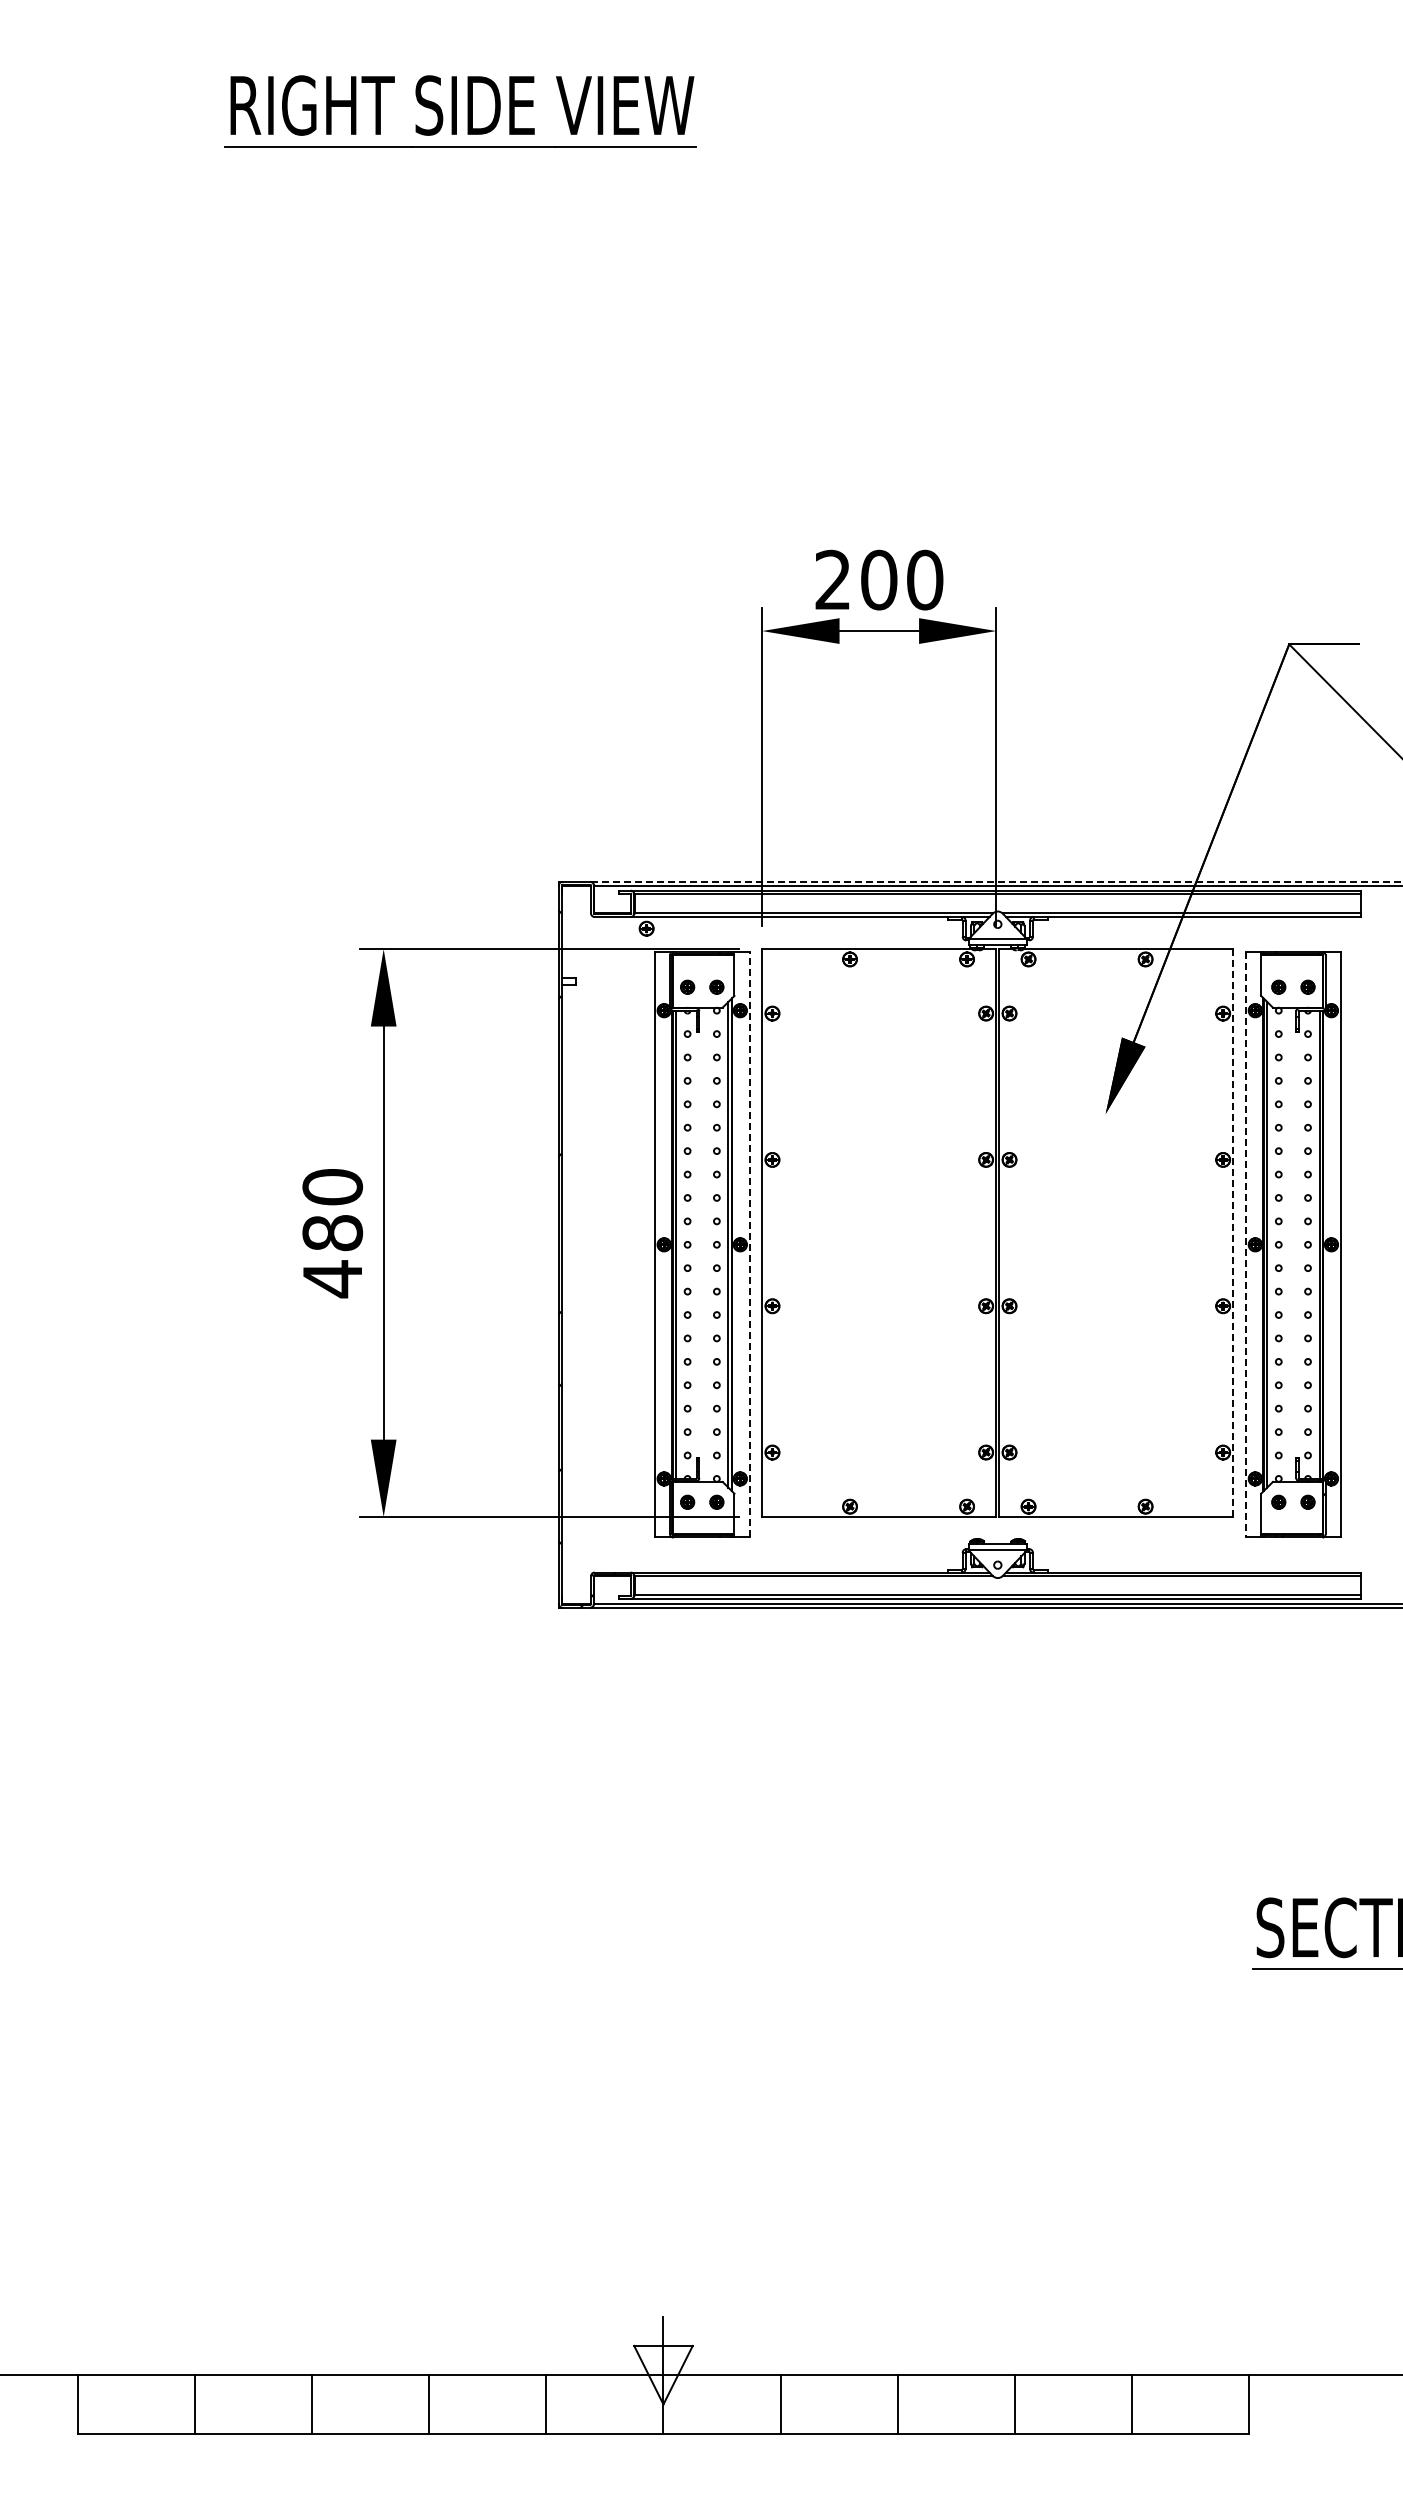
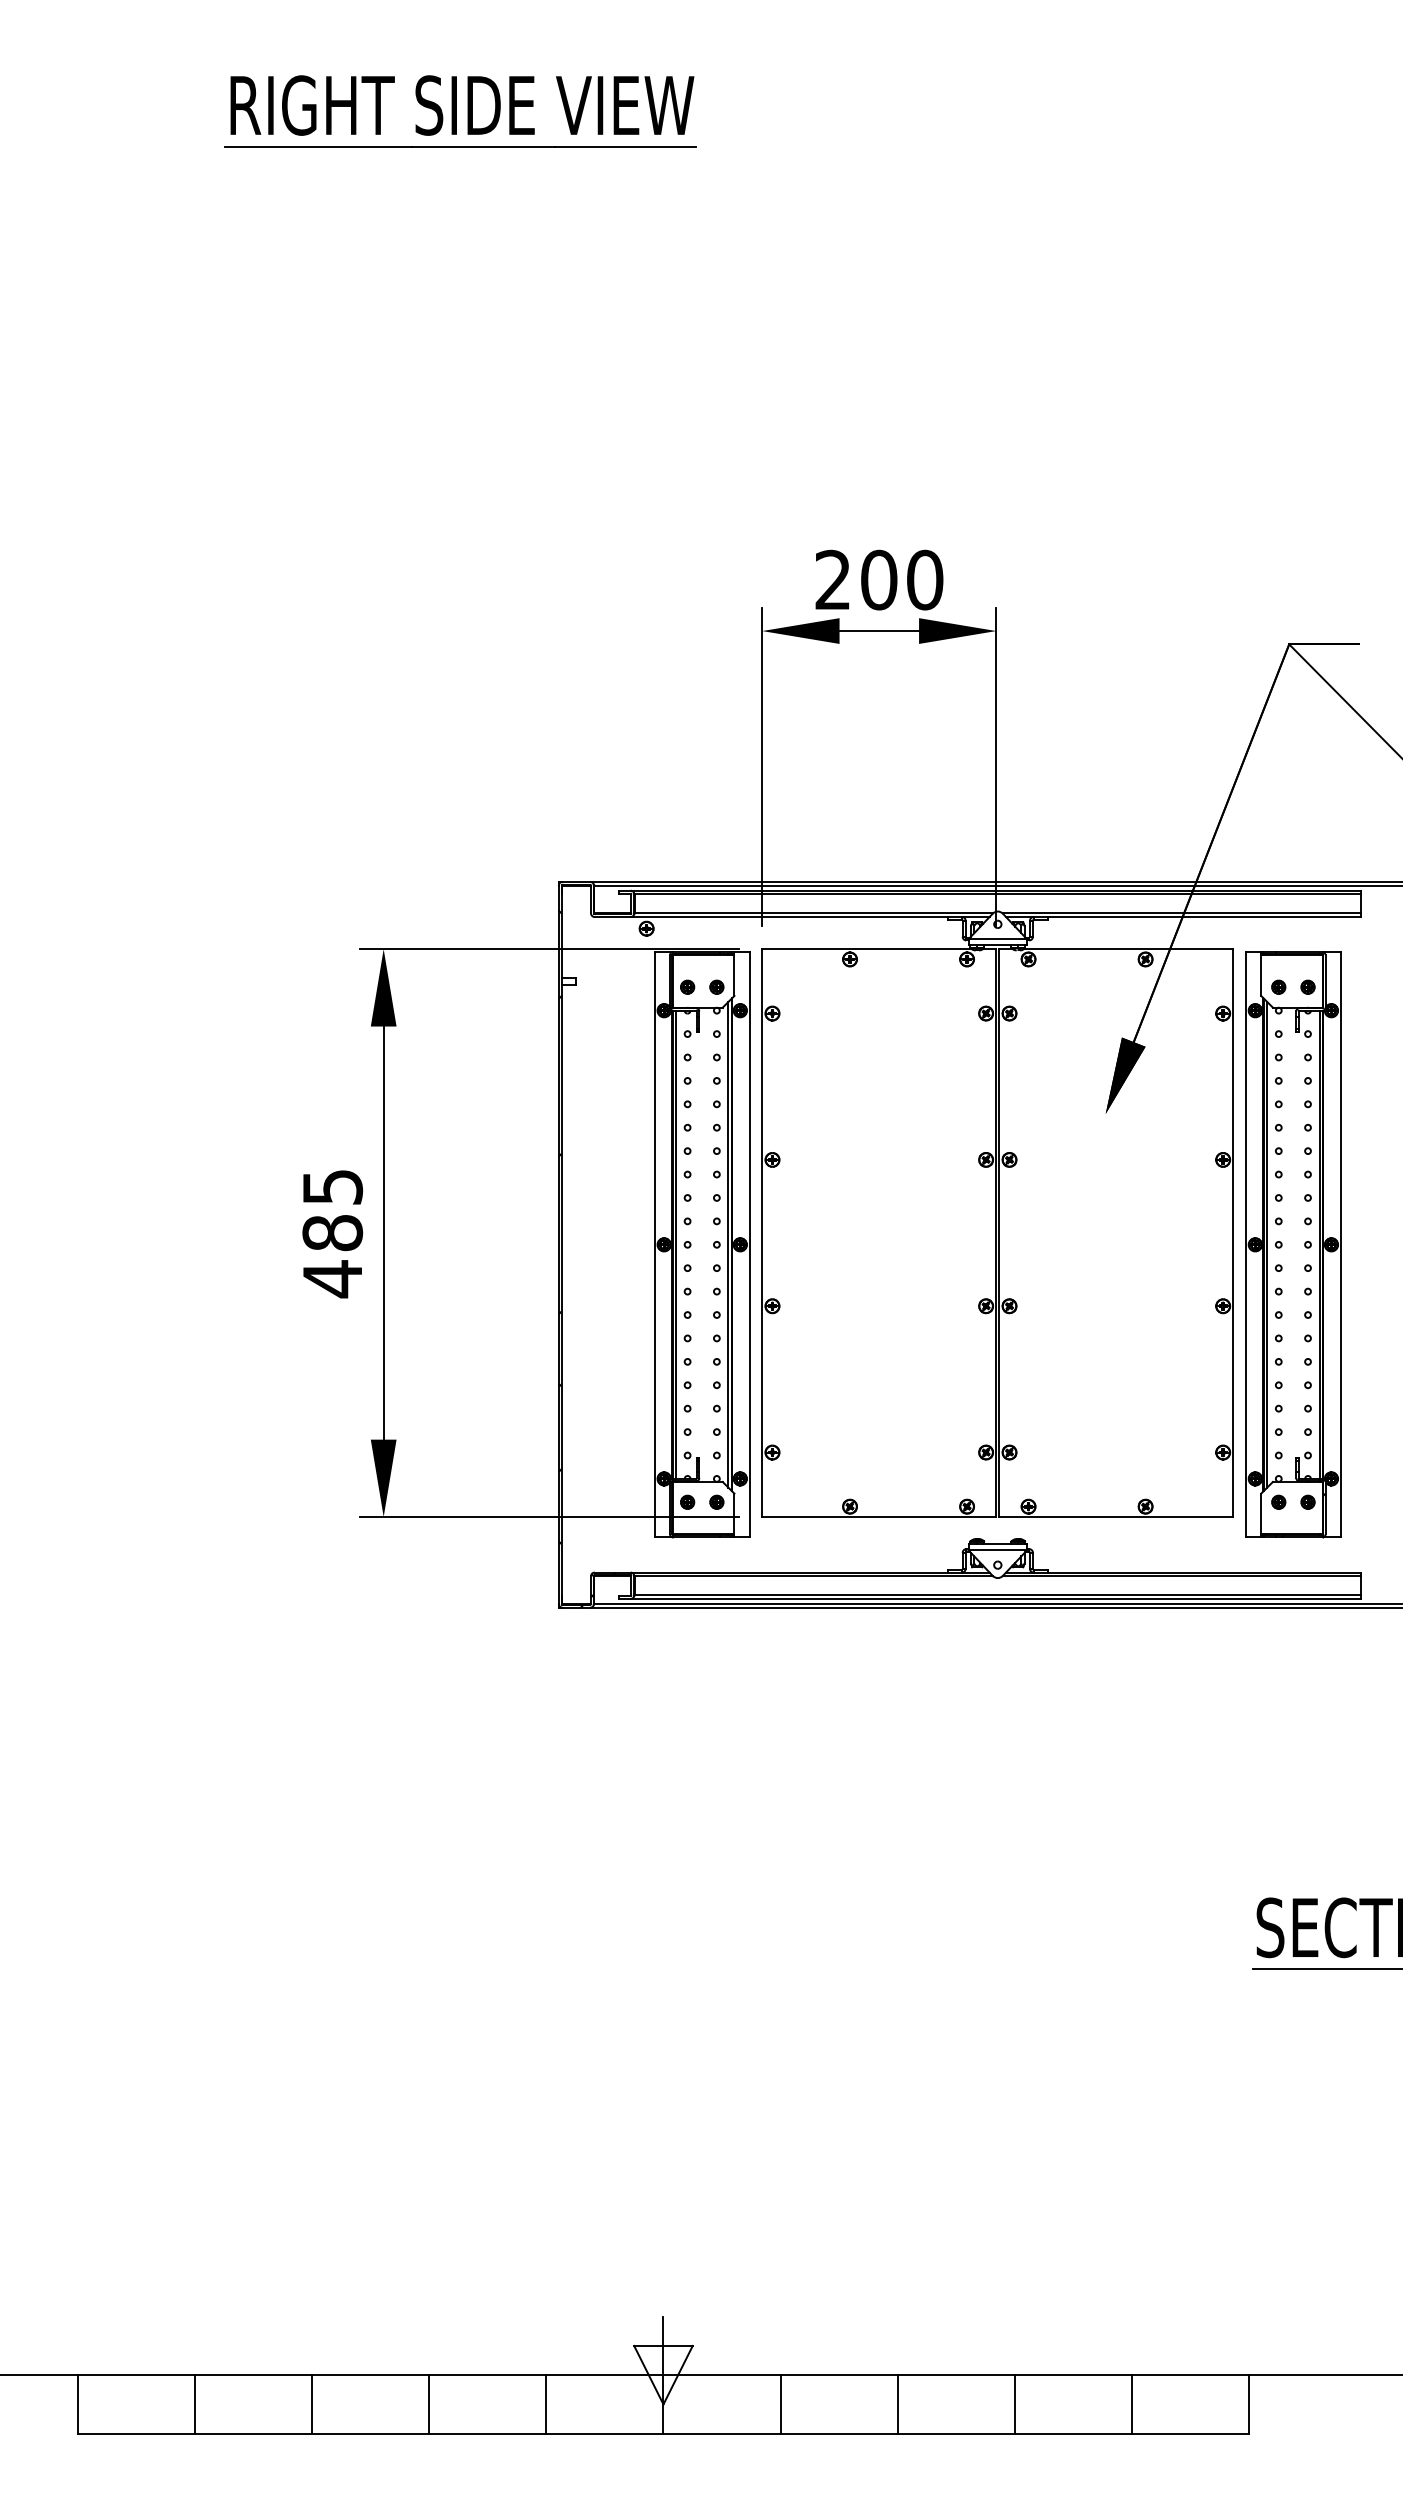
line: dashed -> solid (996, 881)
text: 480 -> 485 (332, 1187)
line: dashed -> solid (1233, 1233)
line: dashed -> solid (749, 1244)
line: dashed -> solid (1245, 1244)
